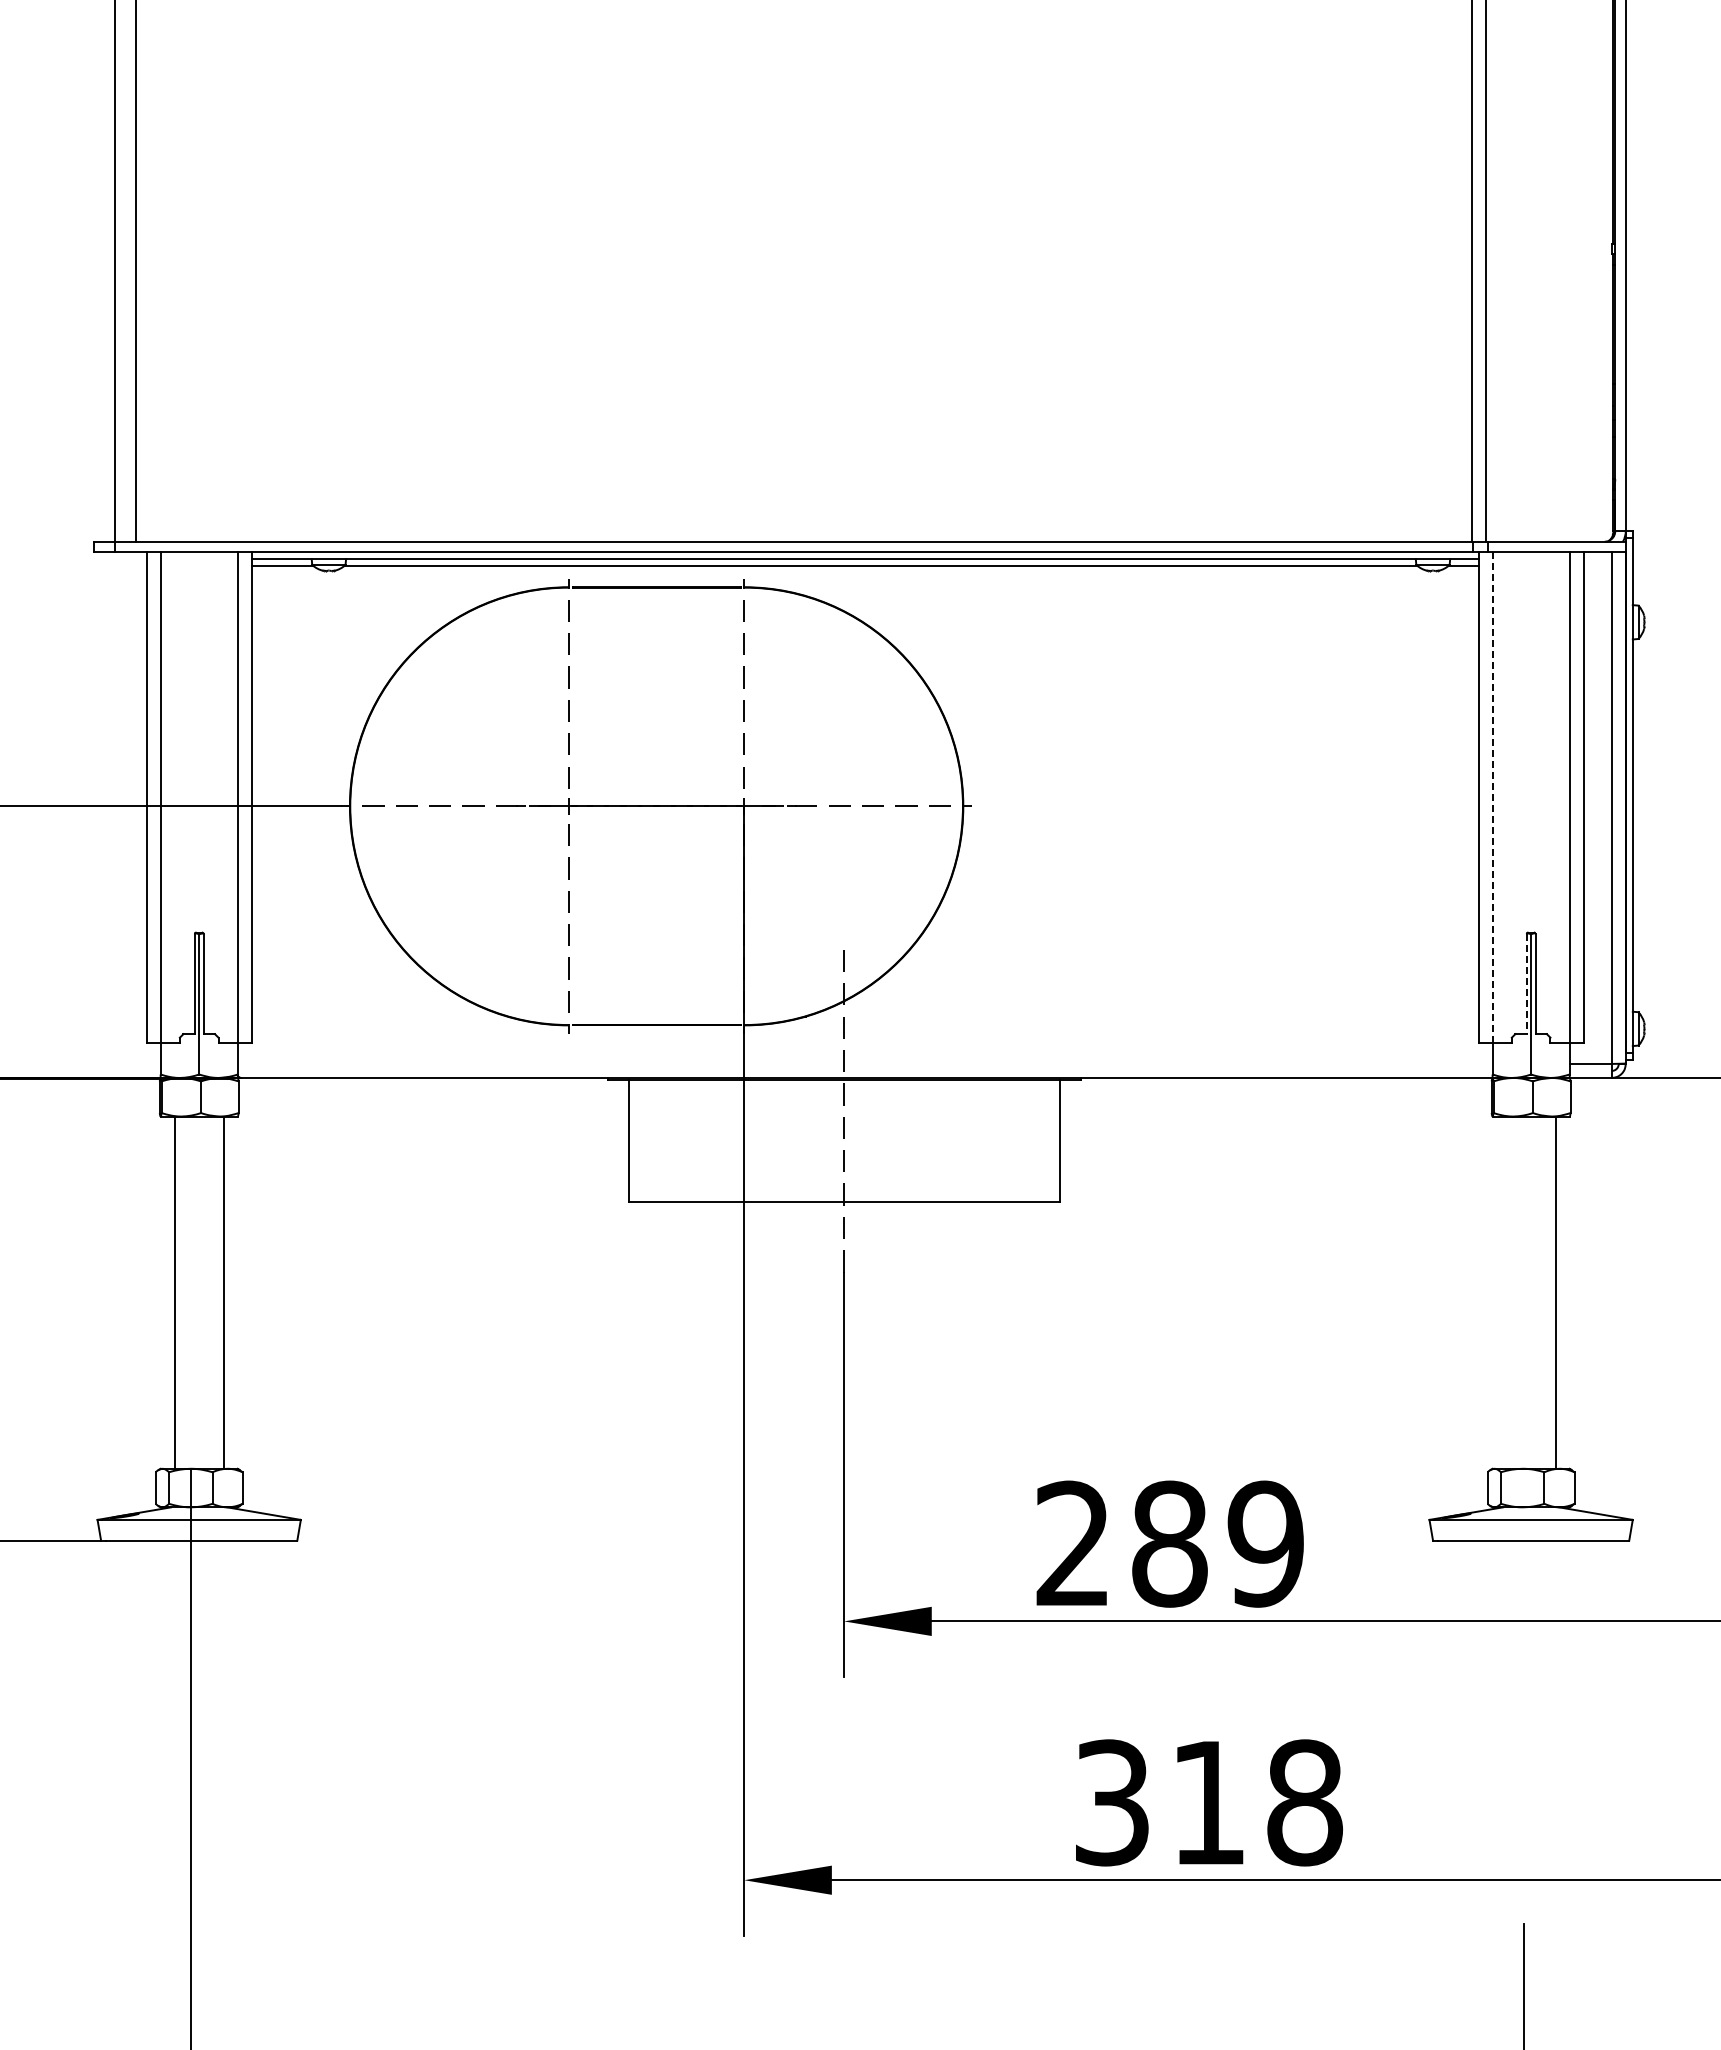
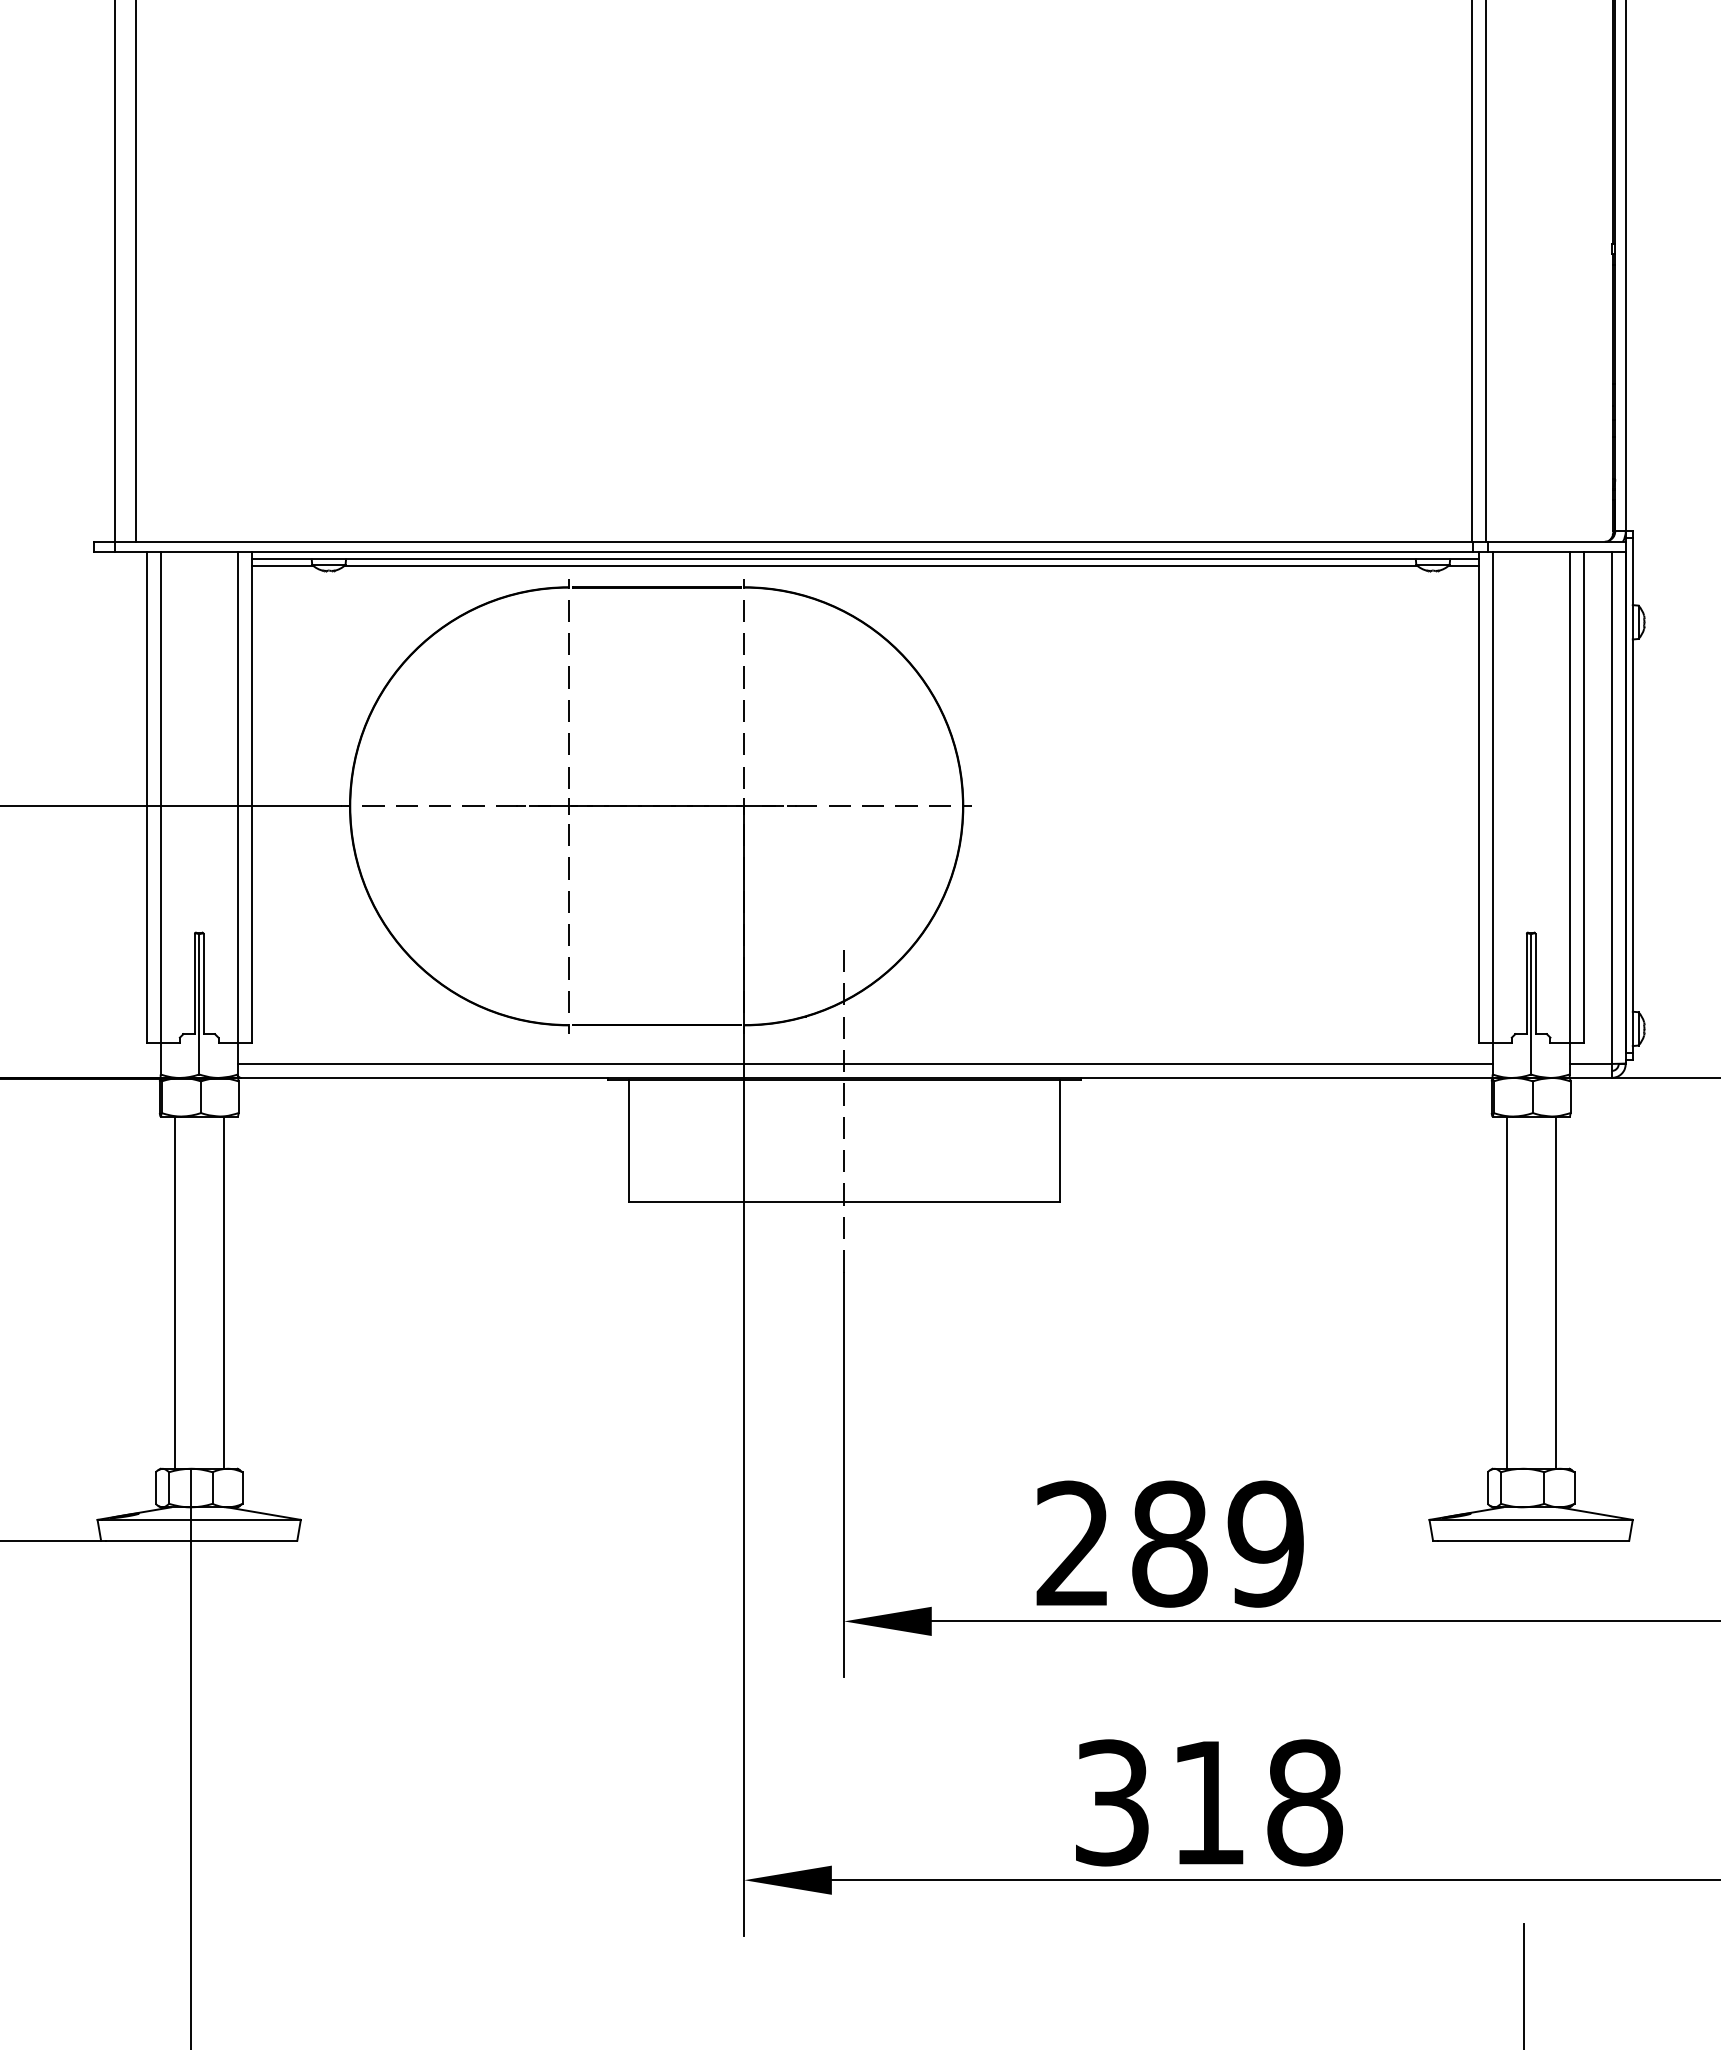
line: dashed -> solid (1492, 798)
line: dashed -> solid (1526, 984)
line: none -> present (864, 1063)
line: none -> present (1506, 1292)
